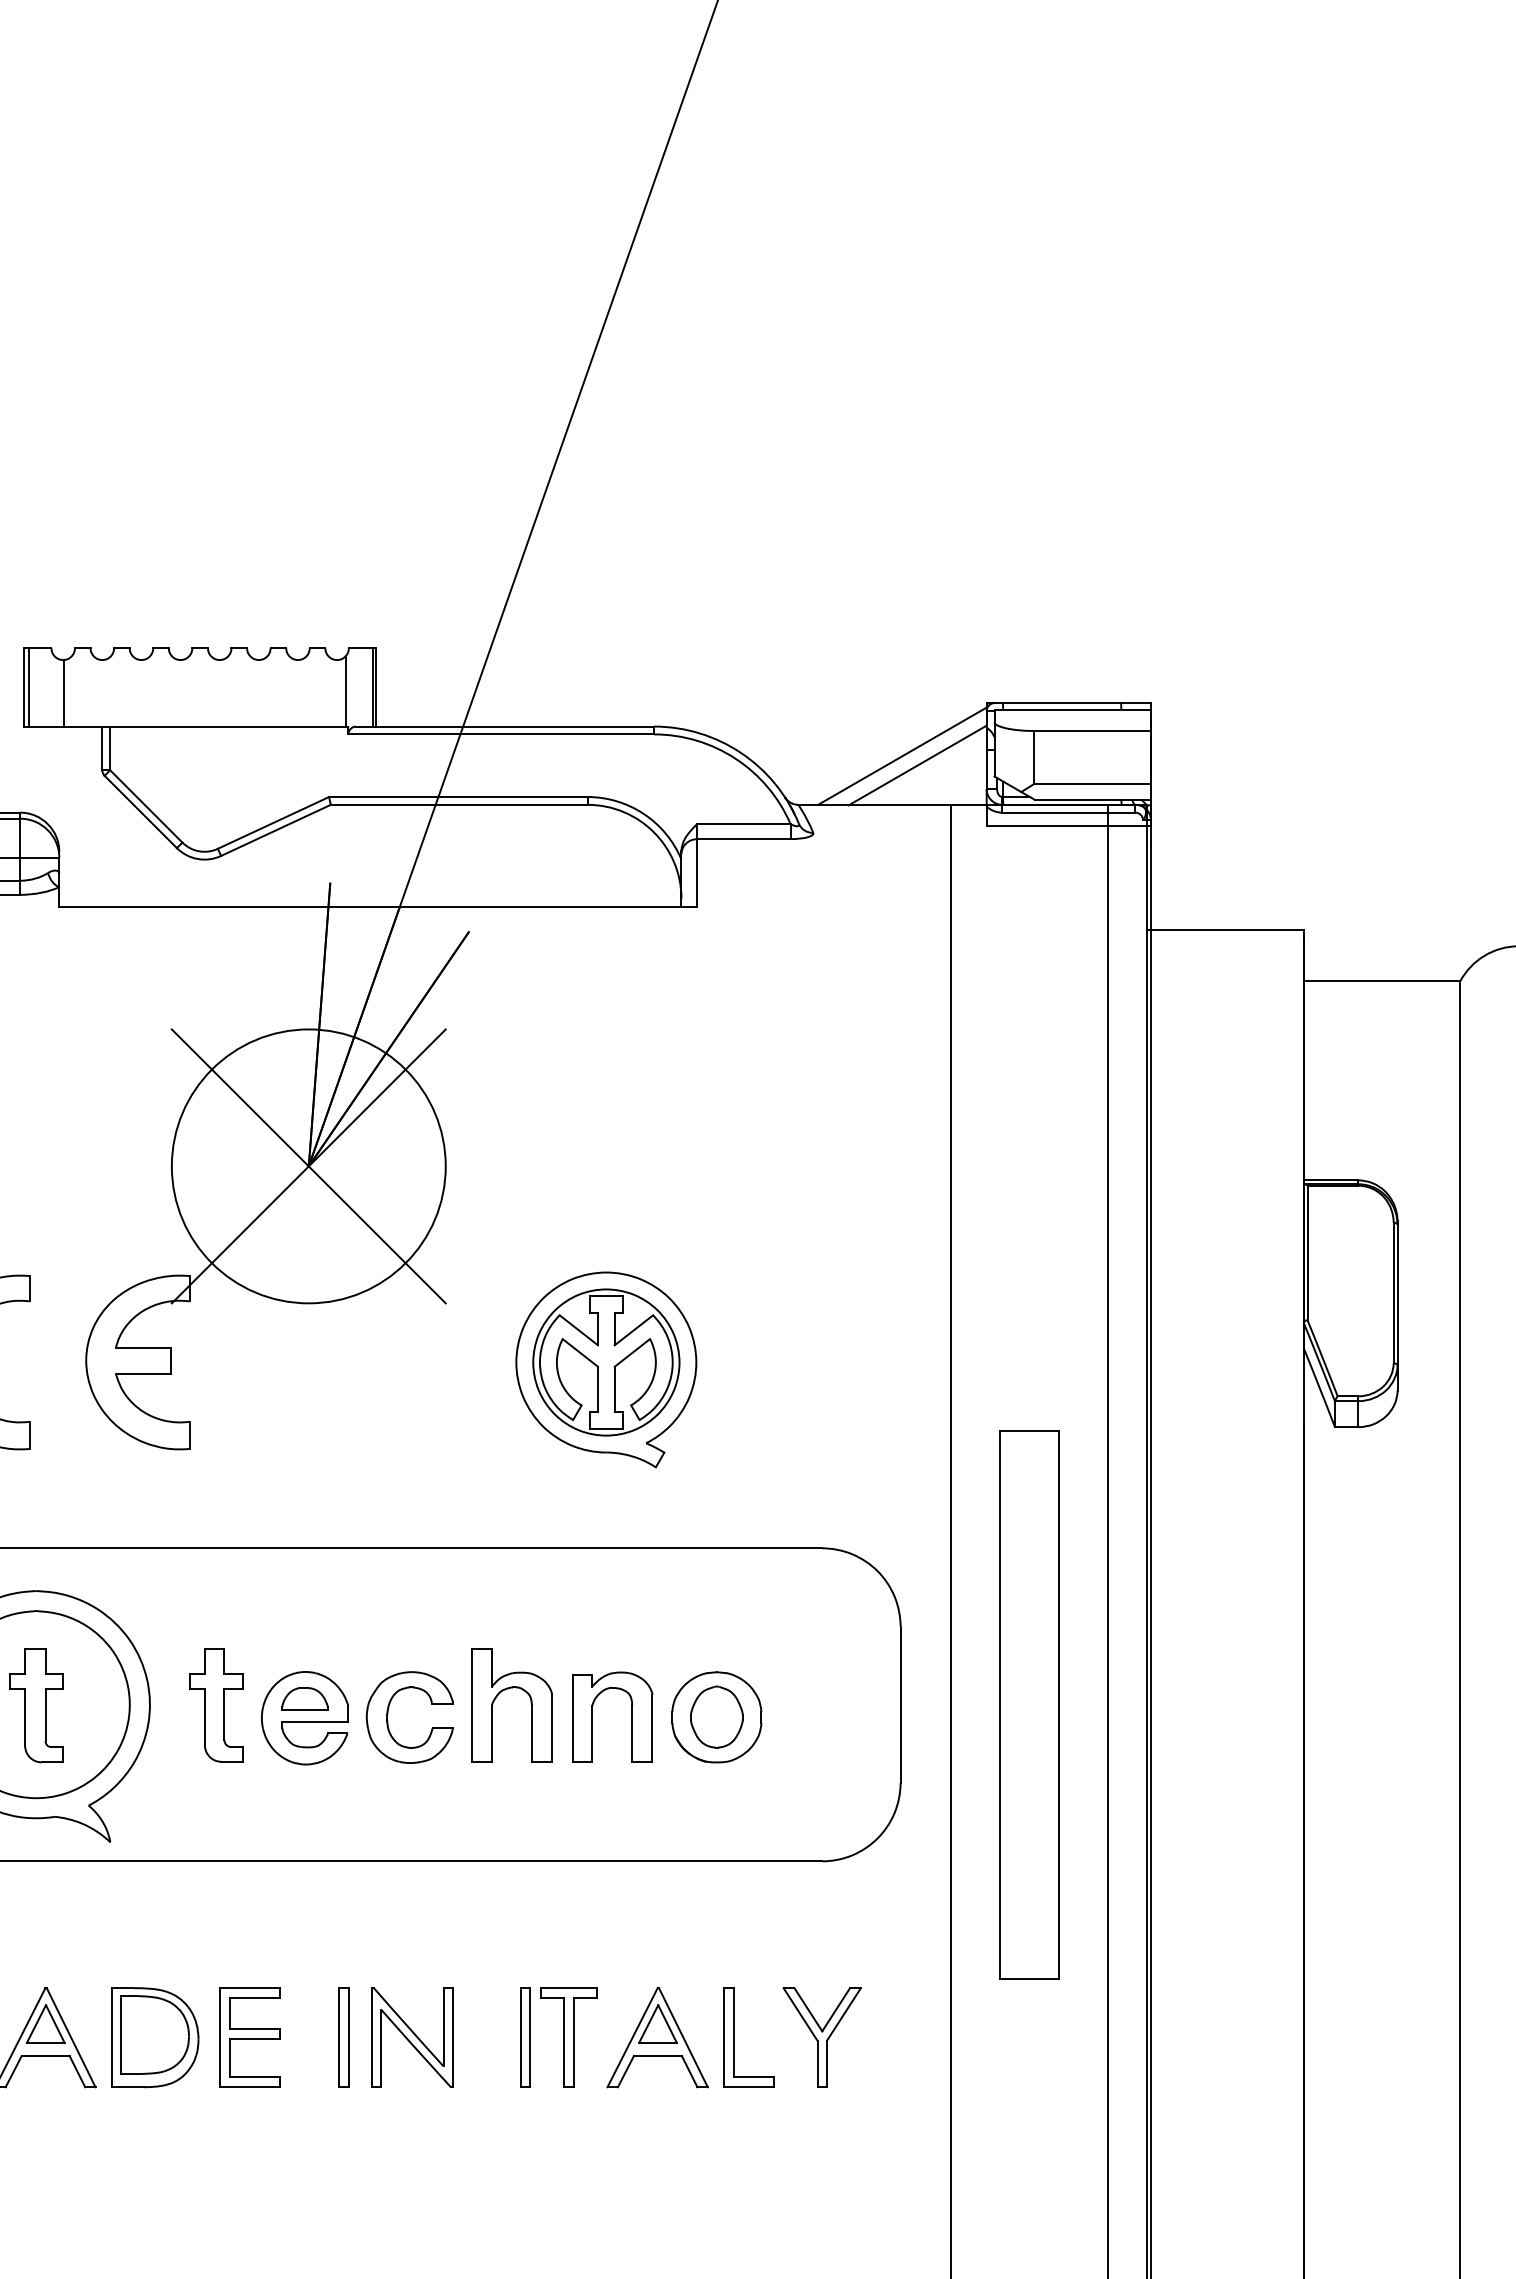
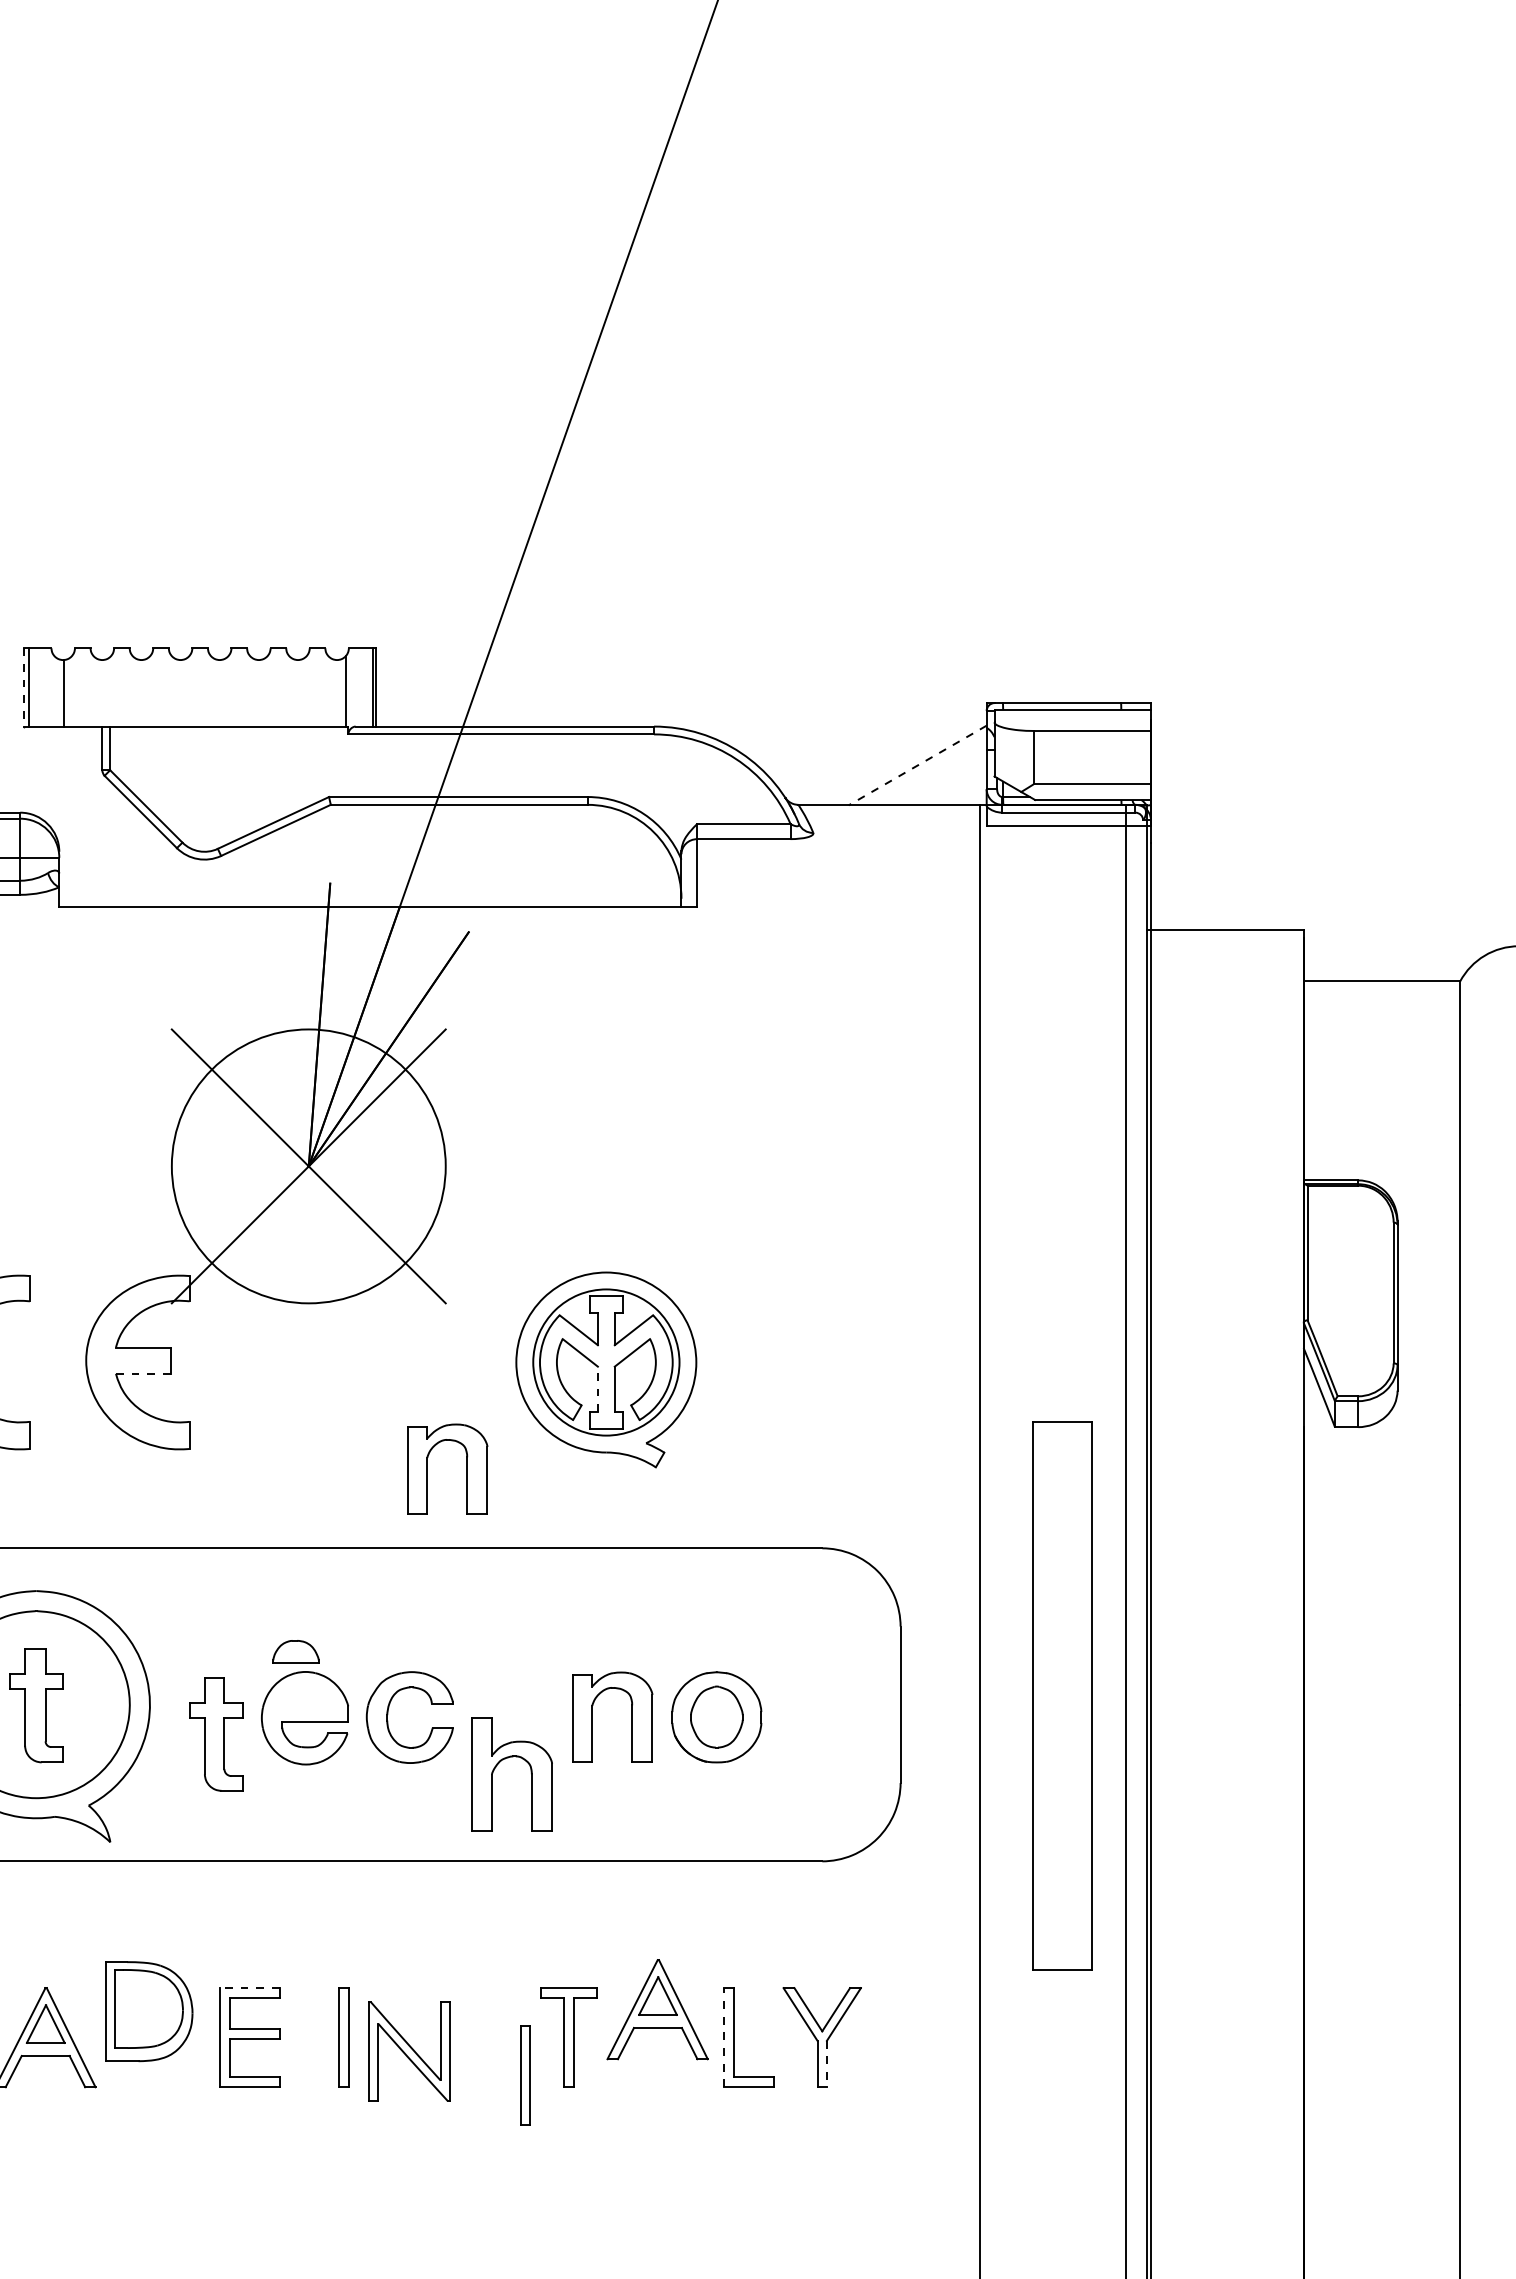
line: solid -> dashed (24, 687)
line: present -> none (902, 755)
line: solid -> dashed (917, 765)
line: solid -> dashed (143, 1373)
line: solid -> dashed (597, 1389)
part: none -> present (466, 1468)
line position: (951, 1539) -> (980, 1539) (980, 1539)
line position: (1108, 1539) -> (1126, 1539) (1126, 1539)
part position: (503, 1691) -> (503, 1760) (503, 1760)
part position: (304, 1698) -> (295, 1651) (295, 1651)
part position: (1029, 1704) -> (1062, 1695) (1062, 1695)
part position: (216, 1705) -> (216, 1734) (216, 1734)
line: solid -> dashed (249, 1988)
part position: (155, 2037) -> (149, 2011) (149, 2011)
part position: (412, 2037) -> (409, 2051) (409, 2051)
part position: (525, 2037) -> (525, 2075) (525, 2075)
part position: (657, 2037) -> (657, 2009) (657, 2009)
line: solid -> dashed (724, 2037)
line: solid -> dashed (826, 2064)
